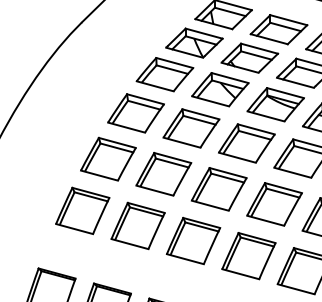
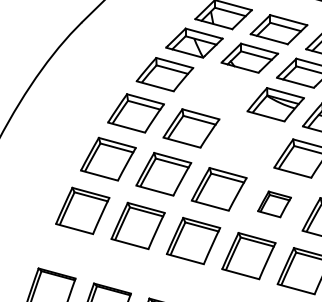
part: present -> none (220, 89)
part: present -> none (246, 143)
part size: 57x45 px -> 35x29 px (274, 204)
